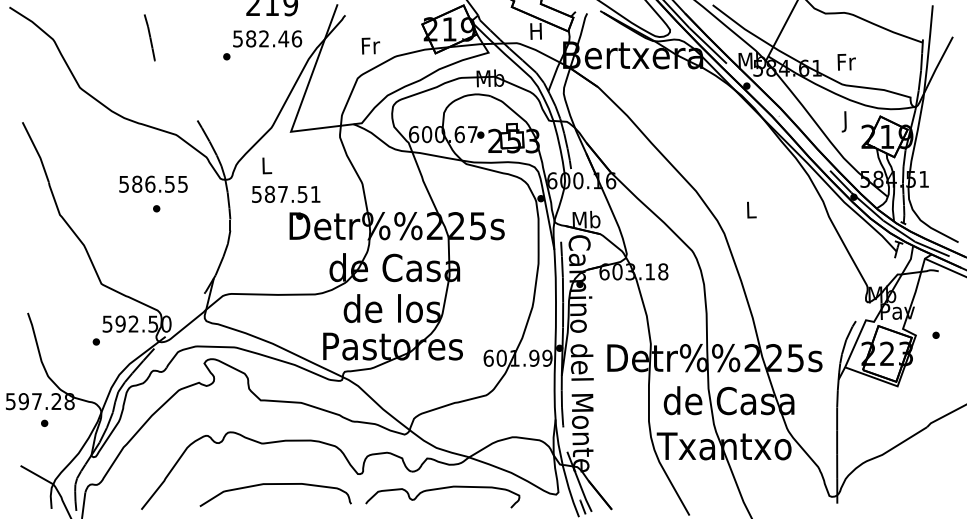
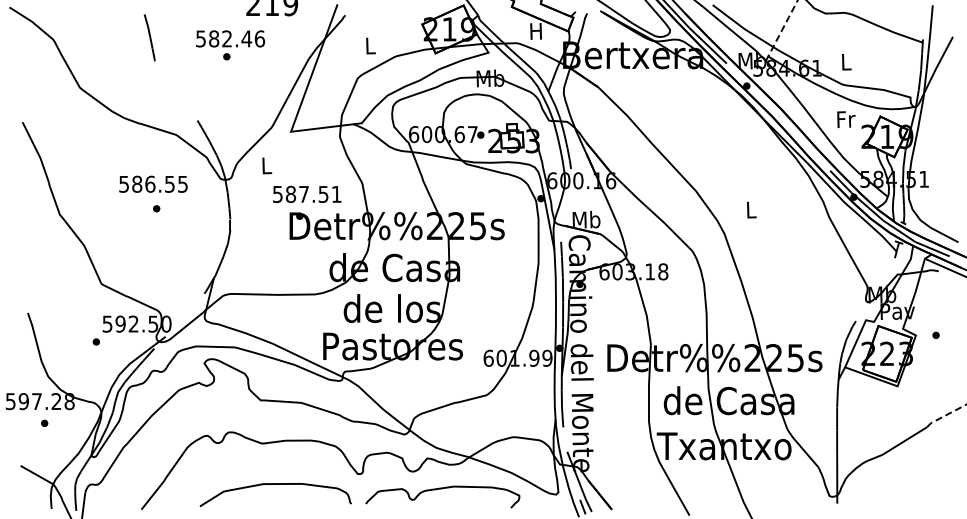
line: solid -> dashed (781, 30)
text position: (267, 38) -> (230, 38) (230, 38)
text: Fr -> L (370, 45)
text: Fr -> L (846, 61)
text: J -> Fr (846, 121)
text position: (286, 193) -> (307, 193) (307, 193)
line: solid -> dashed (945, 415)
